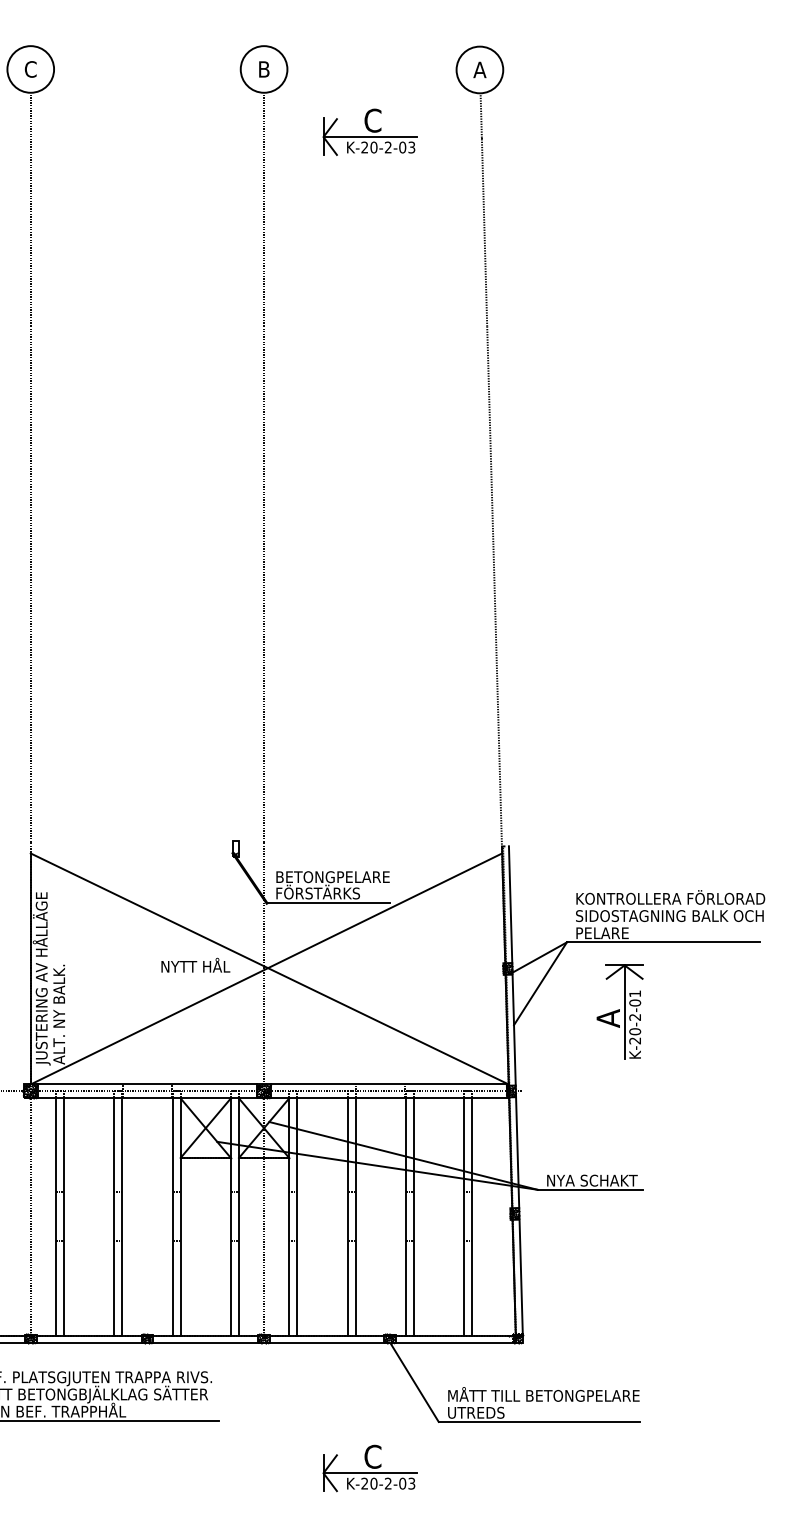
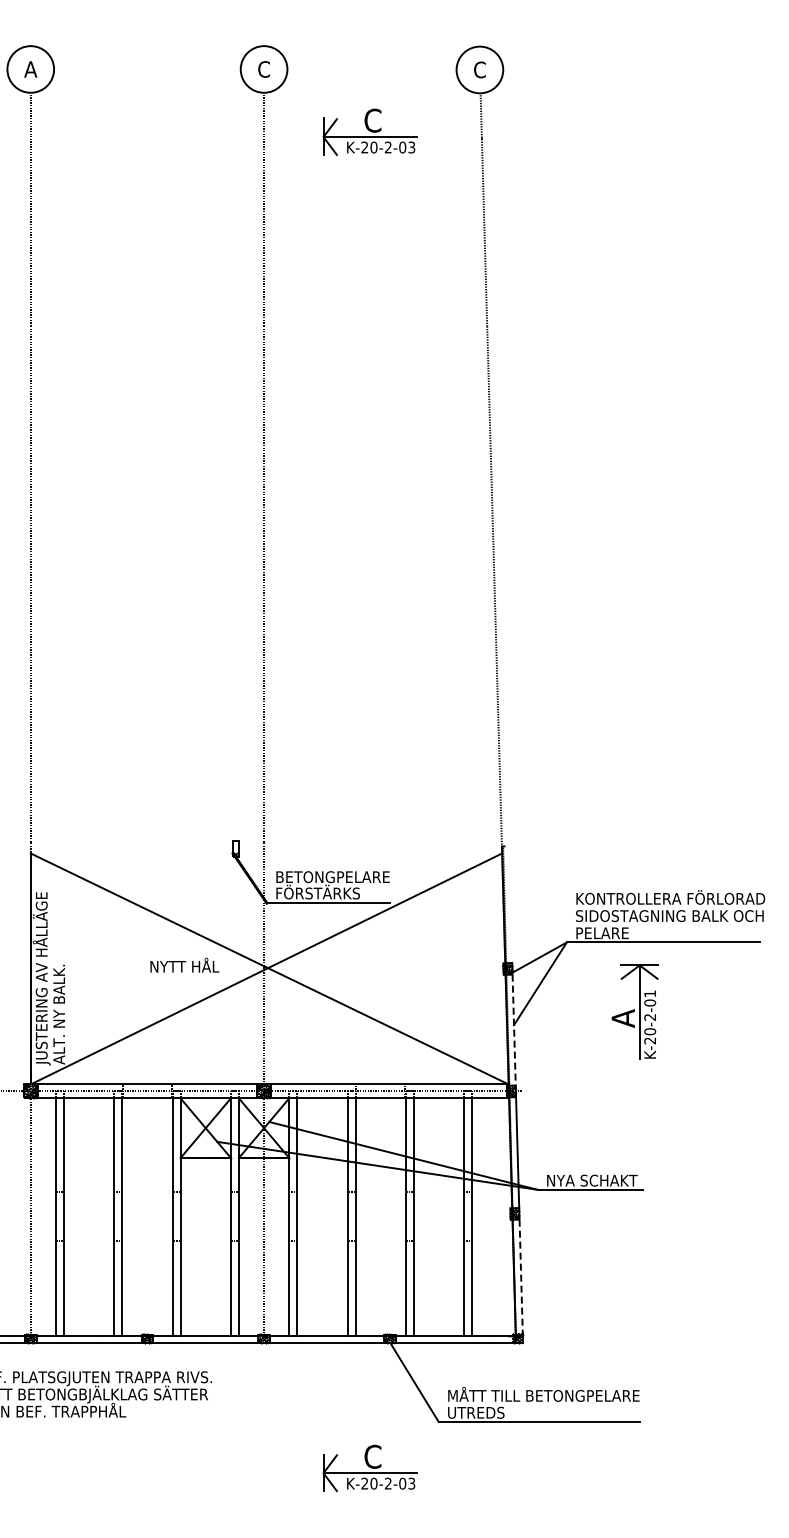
text: C -> A (30, 69)
text: B -> C (263, 69)
text: A -> C (479, 69)
line: present -> none (510, 904)
text position: (195, 964) -> (184, 964) (184, 964)
part position: (619, 1011) -> (634, 1011) (634, 1011)
line: solid -> dashed (514, 1030)
line: solid -> dashed (521, 1277)
line: present -> none (110, 1421)
